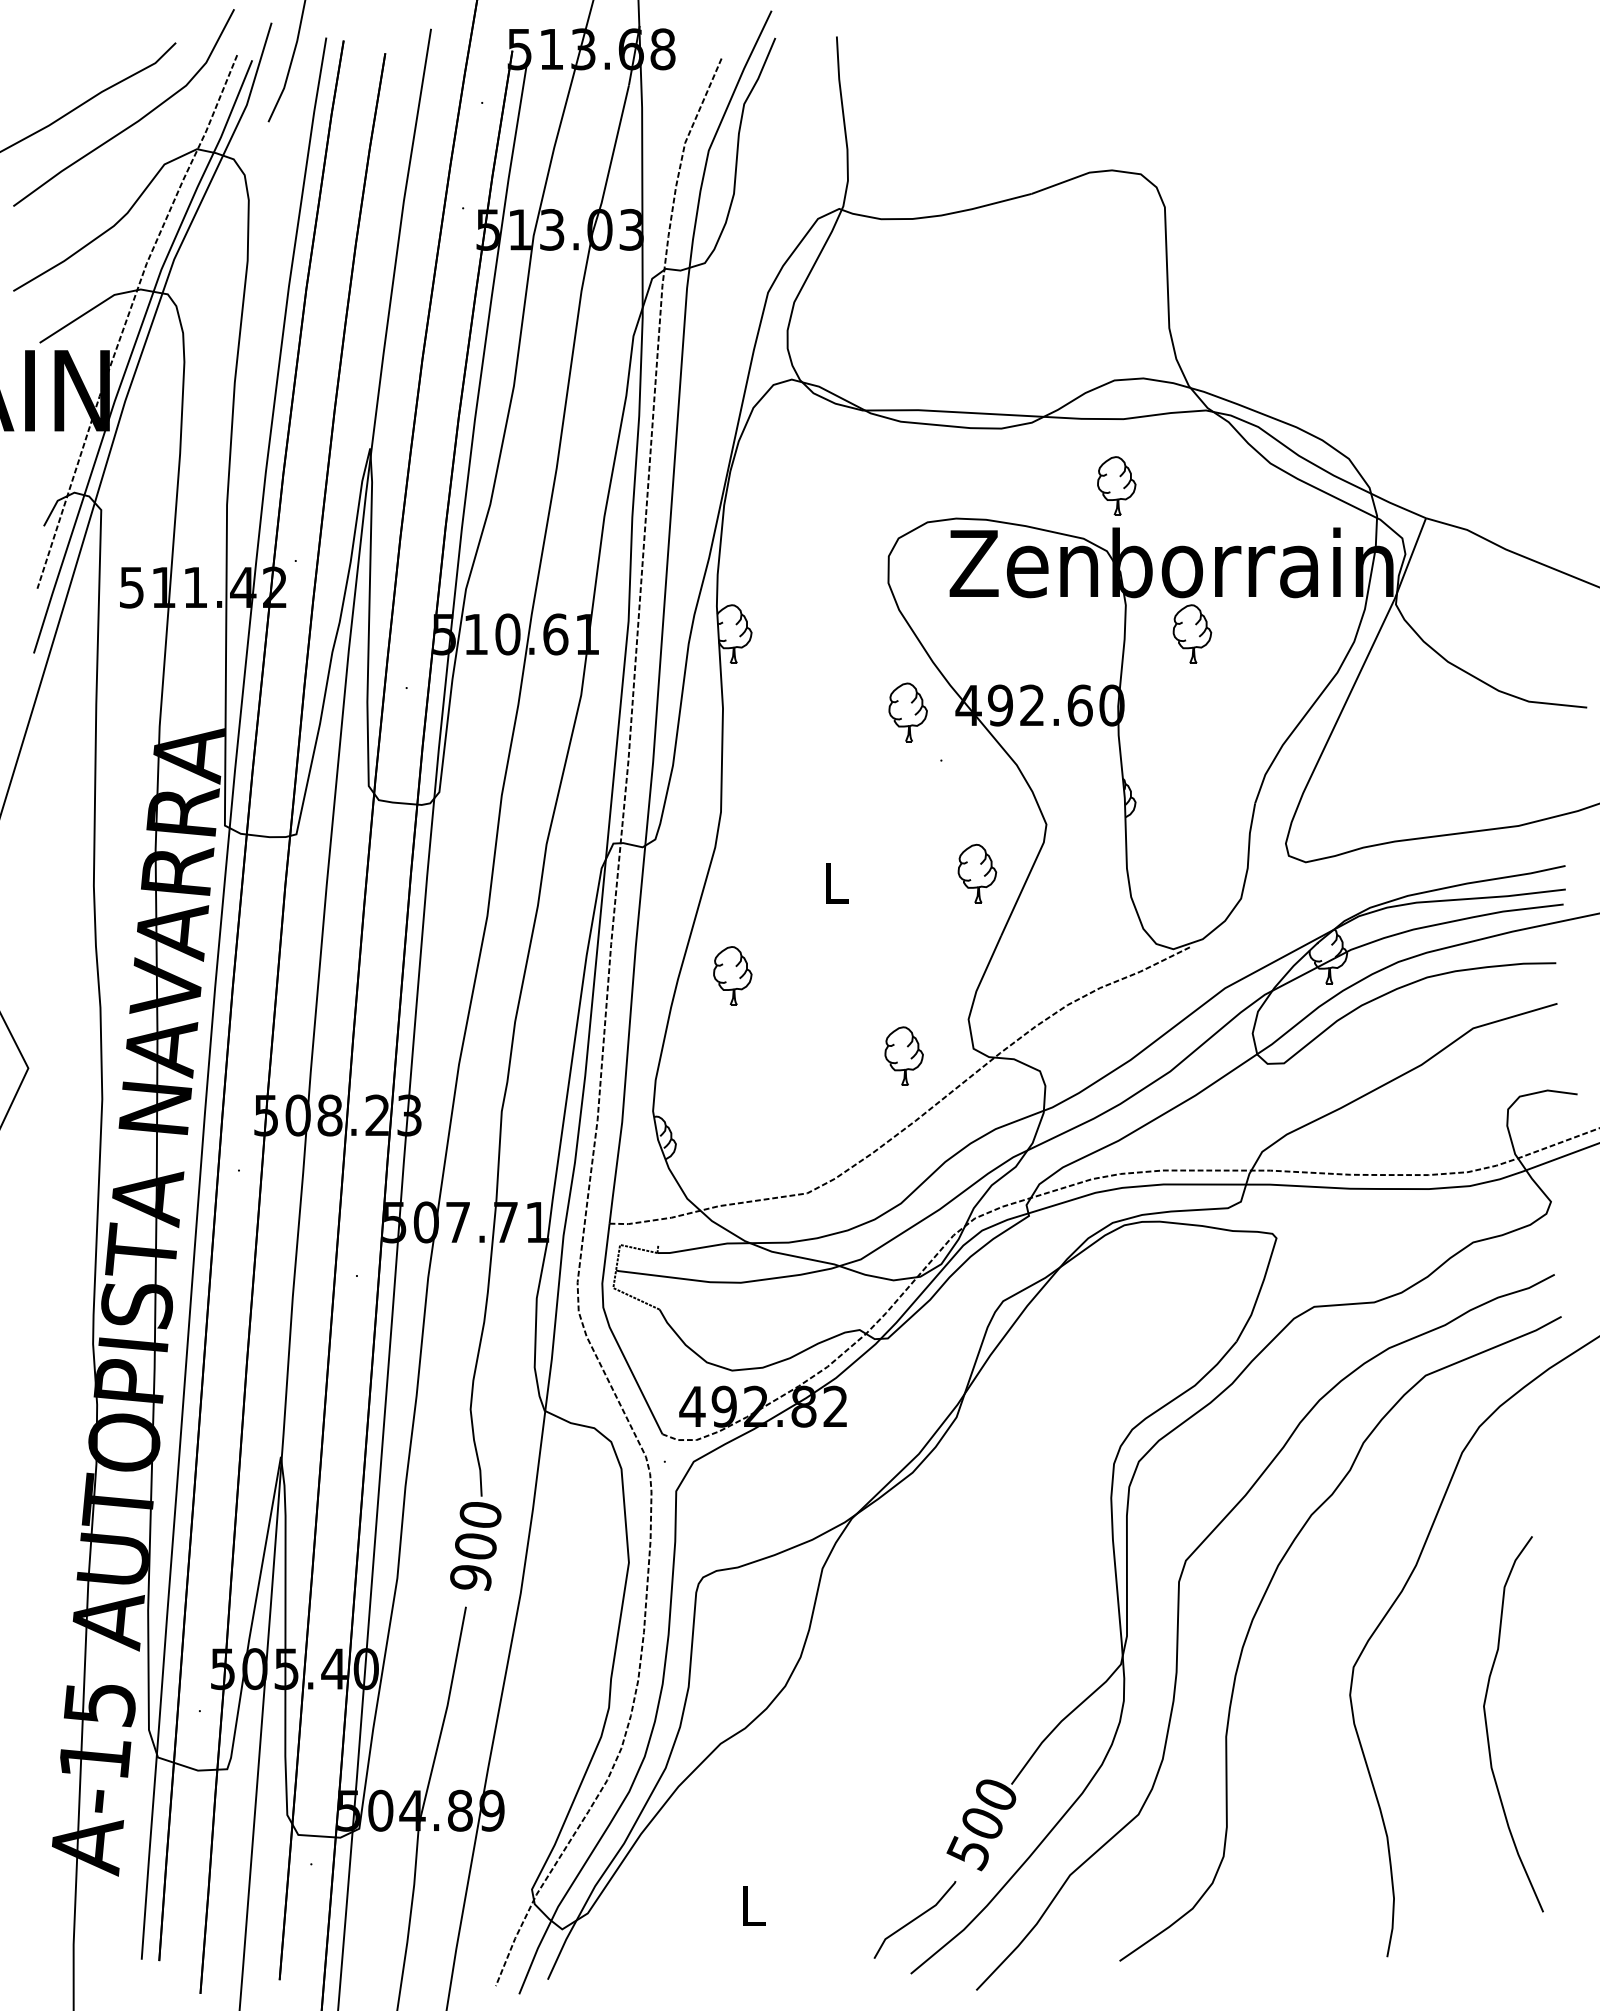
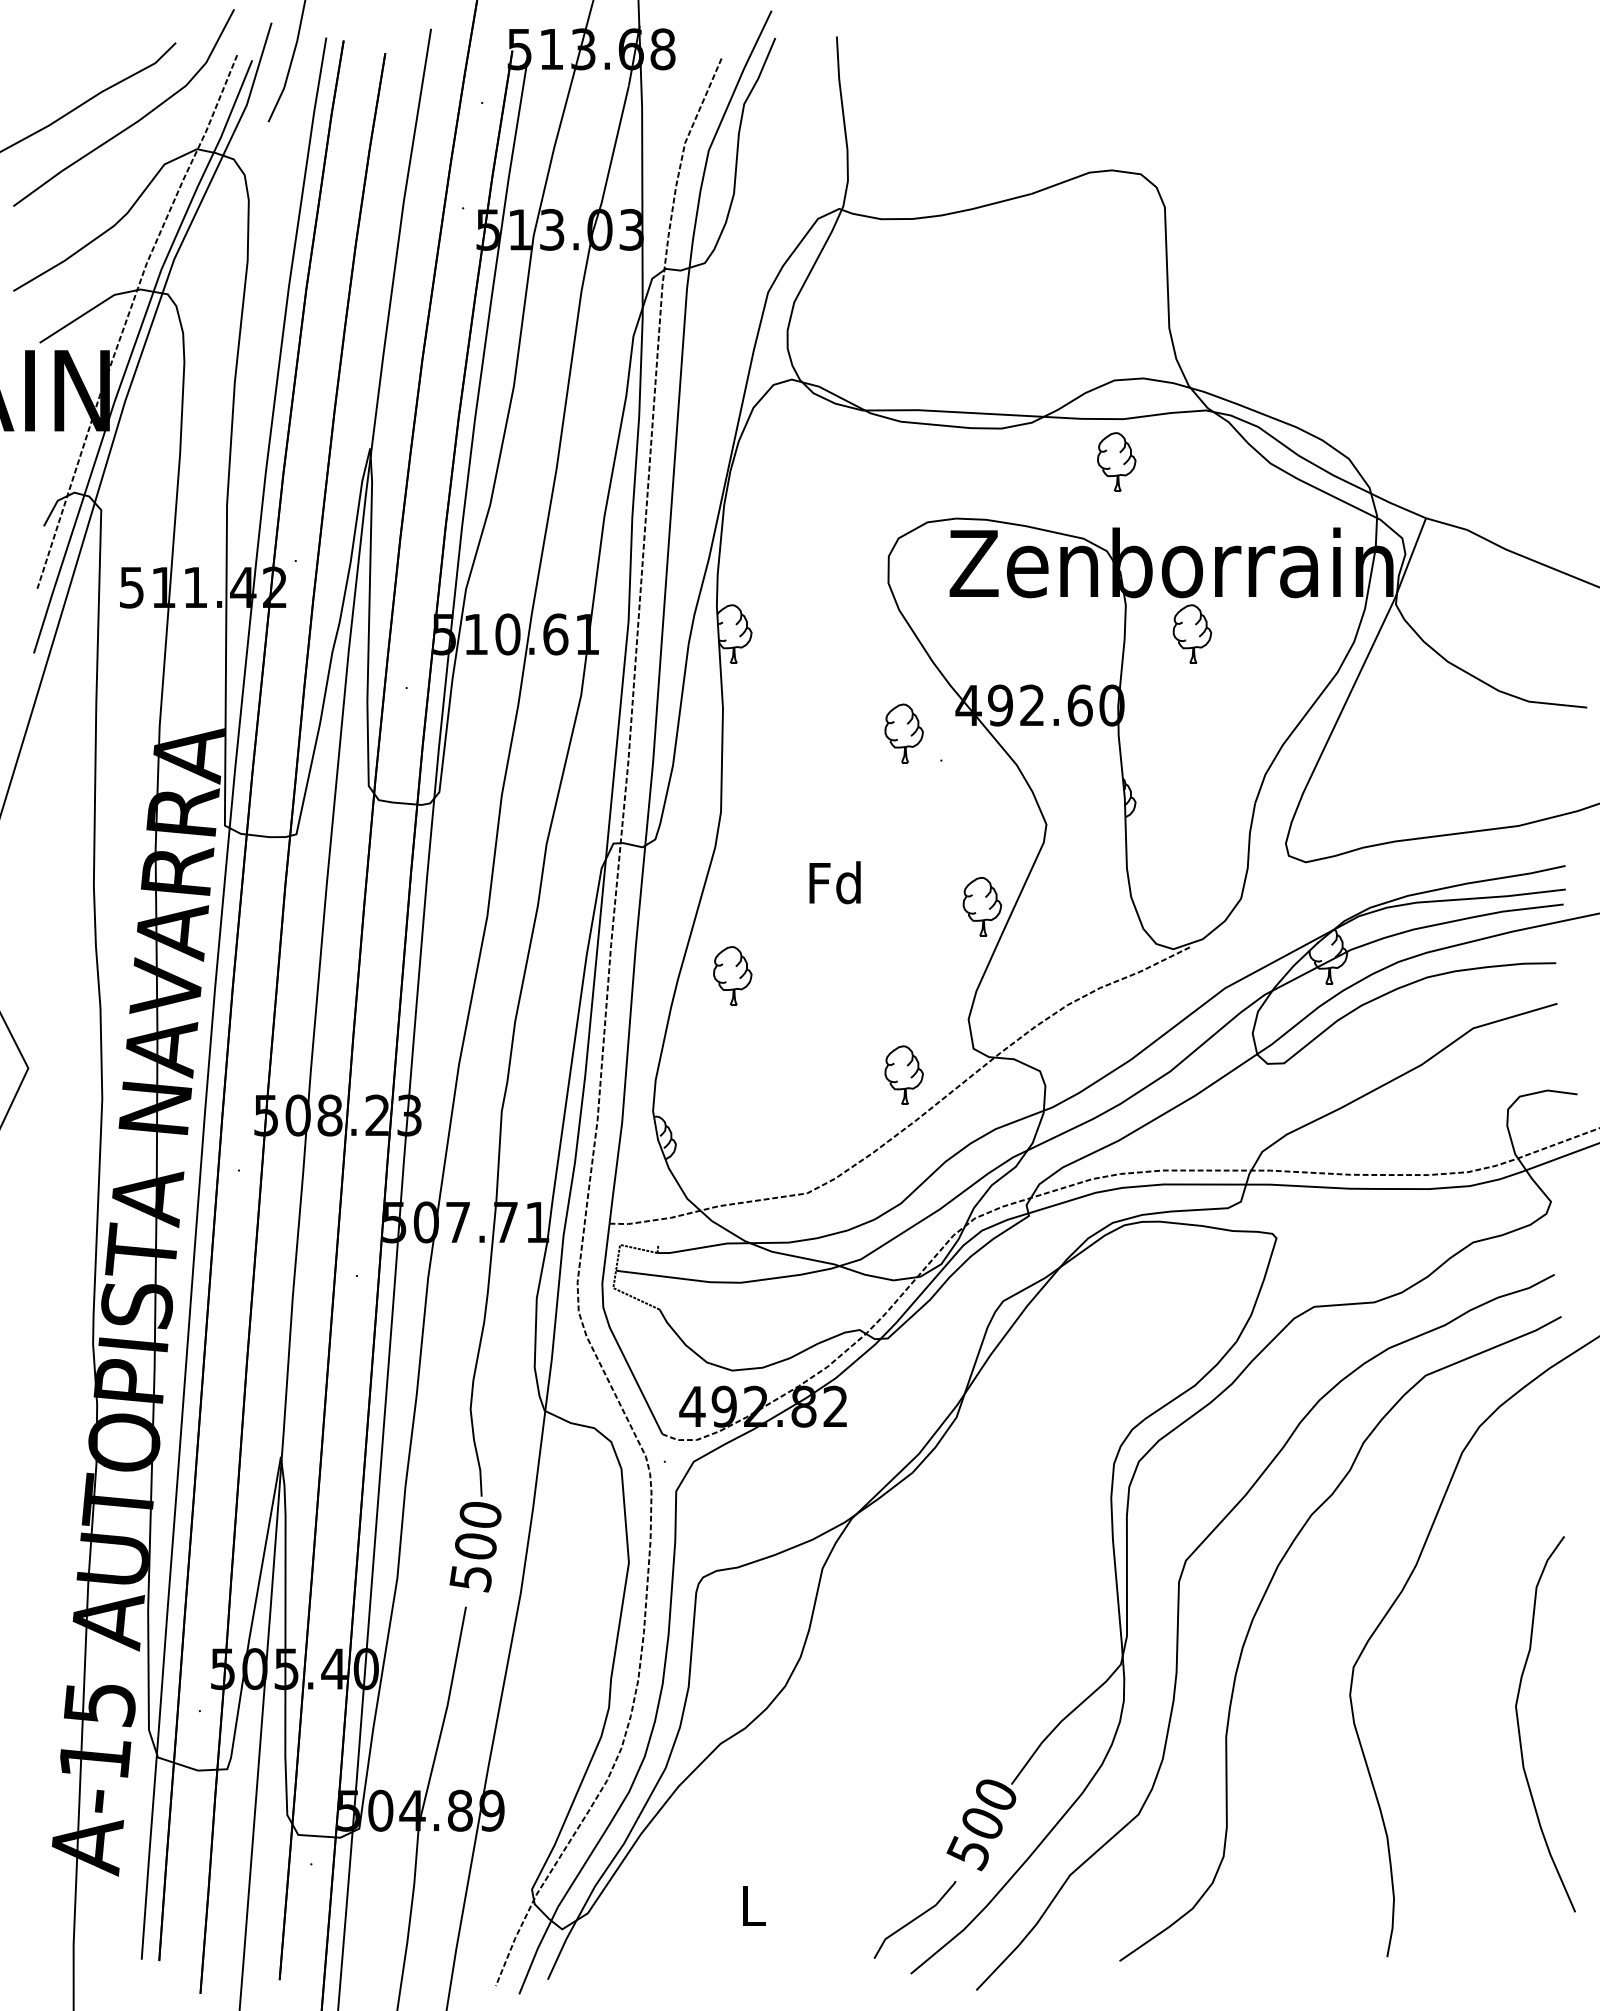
part position: (1116, 485) -> (1116, 461) (1116, 461)
part position: (907, 712) -> (903, 733) (903, 733)
part position: (977, 873) -> (982, 906) (982, 906)
text: L -> Fd (834, 882)
part position: (903, 1055) -> (903, 1074) (903, 1074)
text: 900 -> 500 (470, 1578)
curve position: (1487, 1724) -> (1519, 1724) (1519, 1724)
